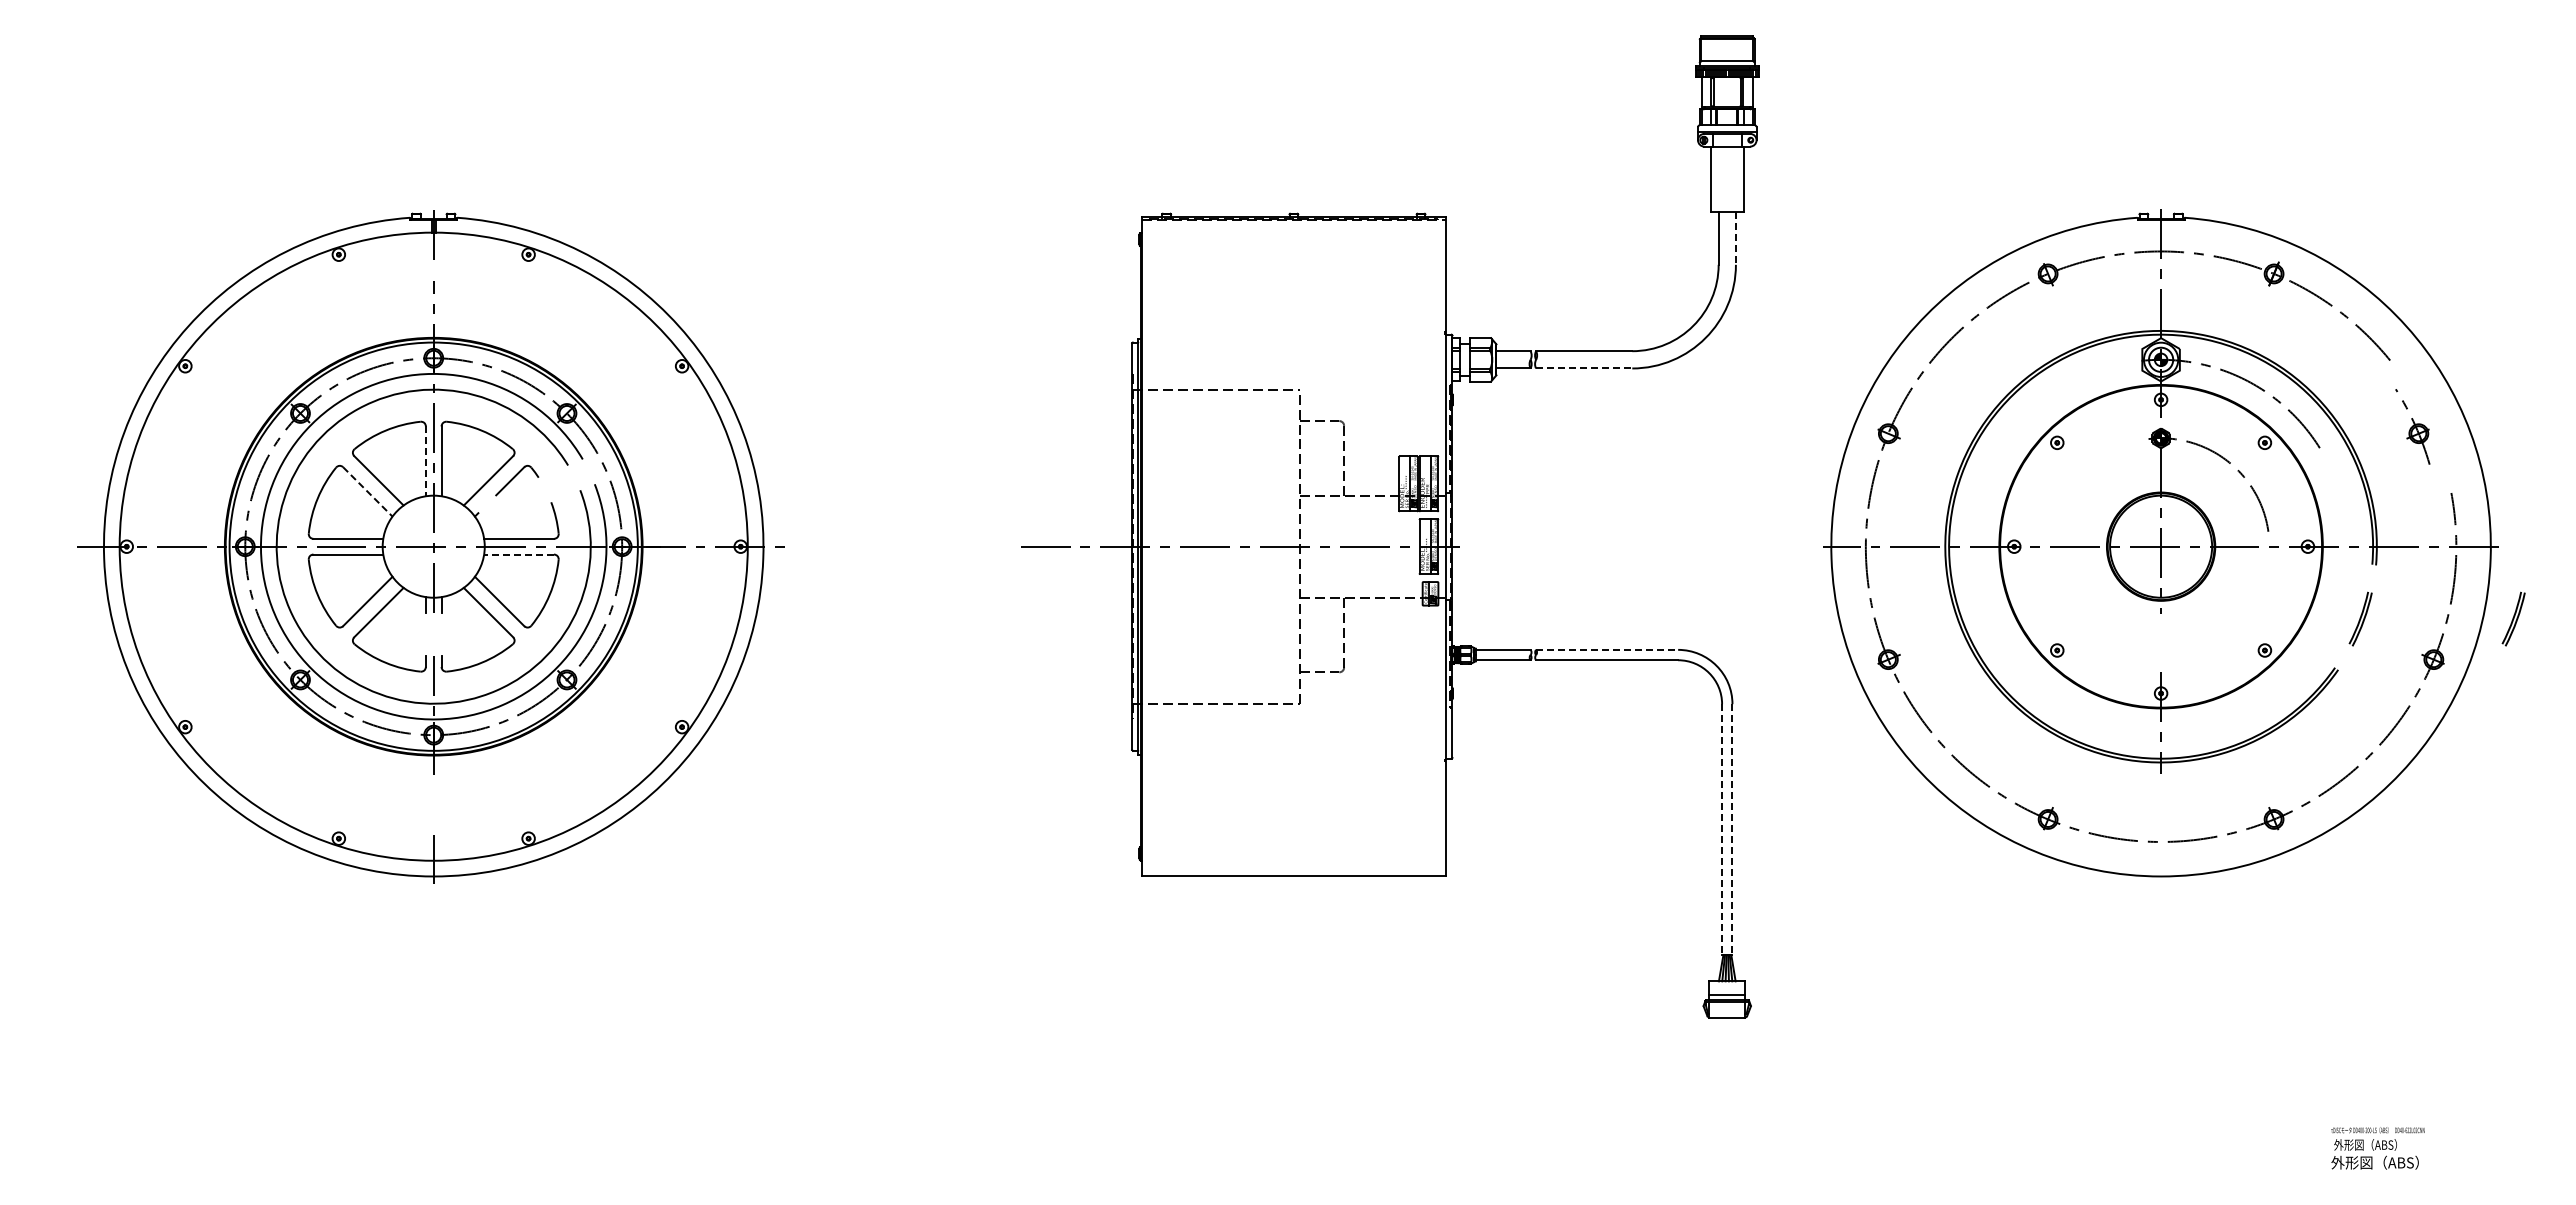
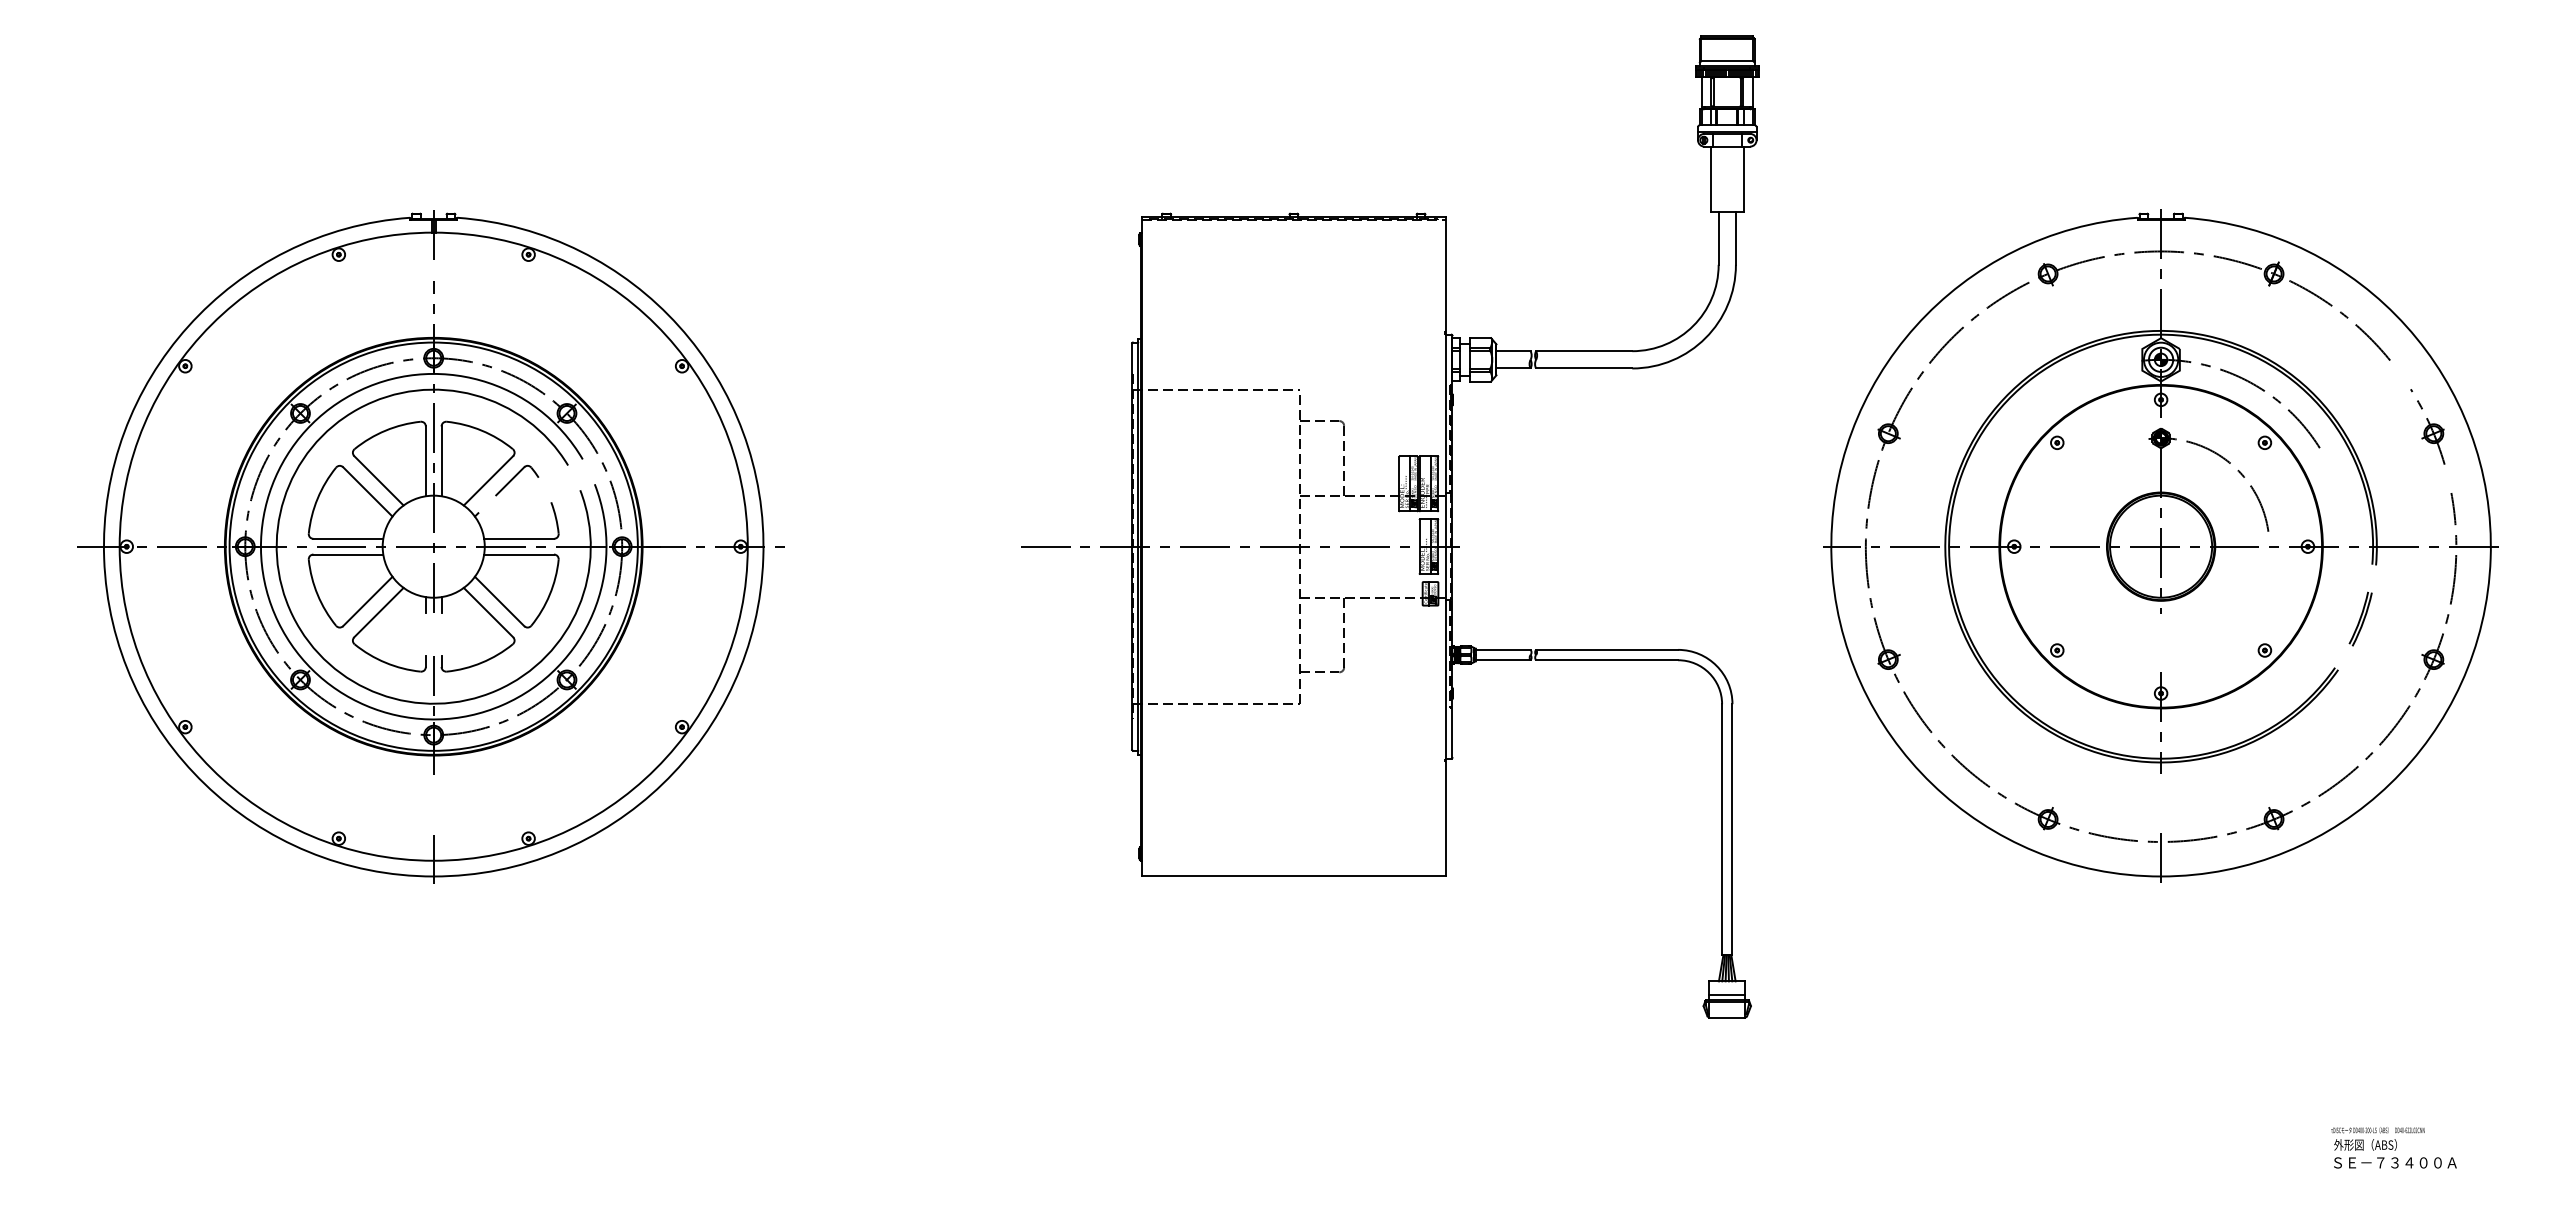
line: dashed -> solid (1735, 239)
line: dashed -> solid (1584, 368)
part position: (2412, 426) -> (2427, 426) (2427, 426)
line: dashed -> solid (425, 461)
line: dashed -> solid (367, 491)
line: dashed -> solid (519, 554)
part: present -> none (2513, 618)
line: dashed -> solid (1607, 649)
line: dashed -> solid (1722, 830)
line: dashed -> solid (1732, 830)
line: none -> present (2161, 858)
text: 外形図（ABS） -> ＳＥ－７３４００Ａ (2393, 1162)
